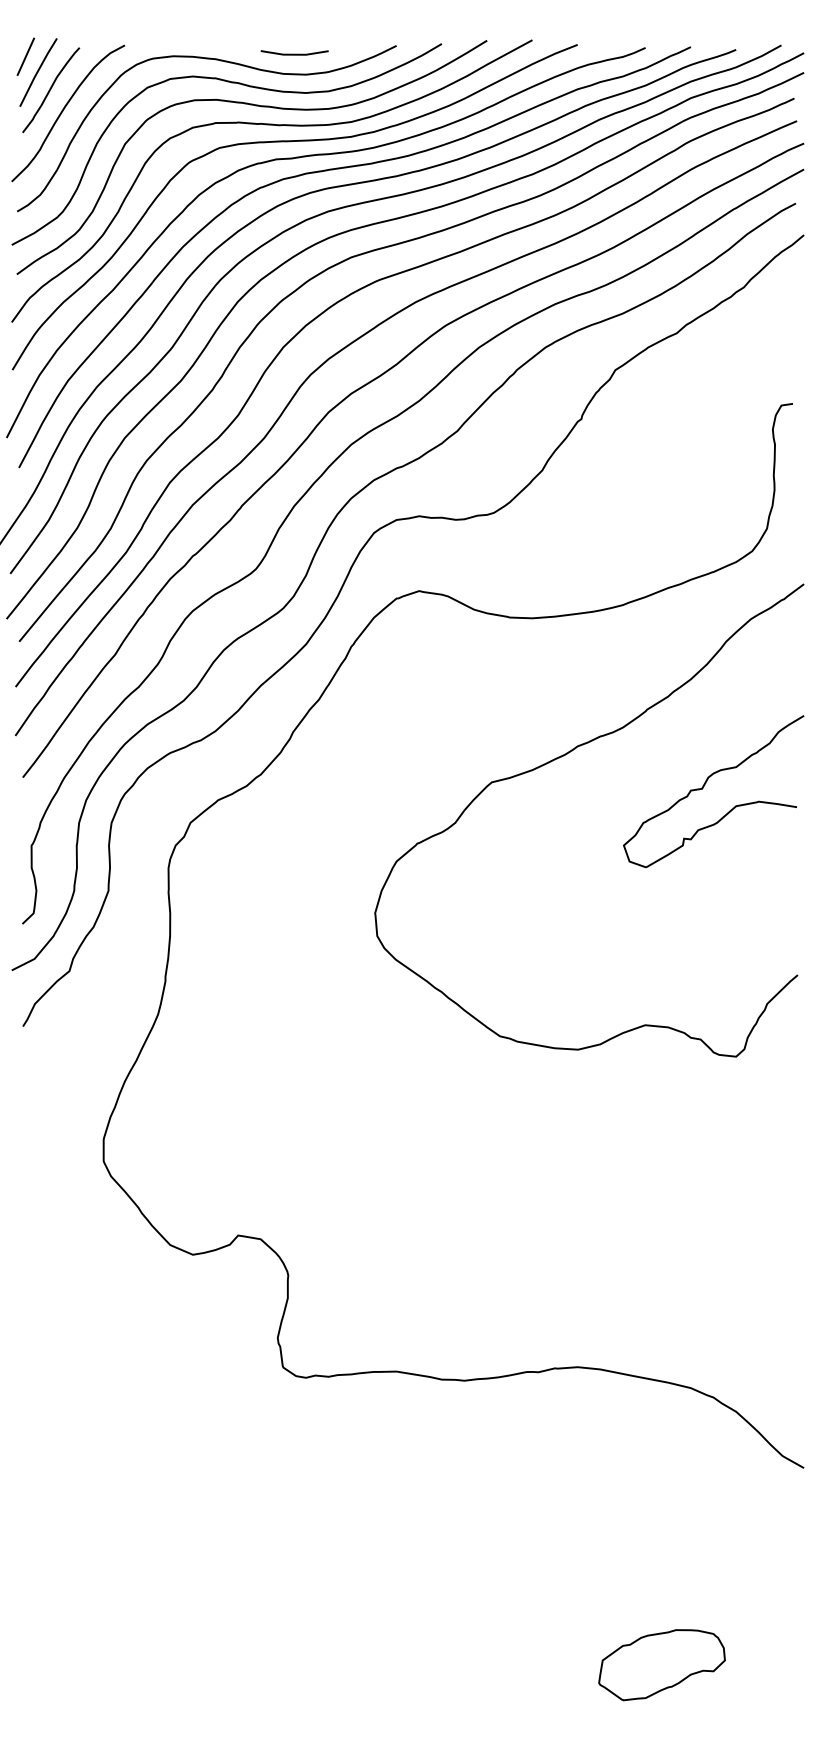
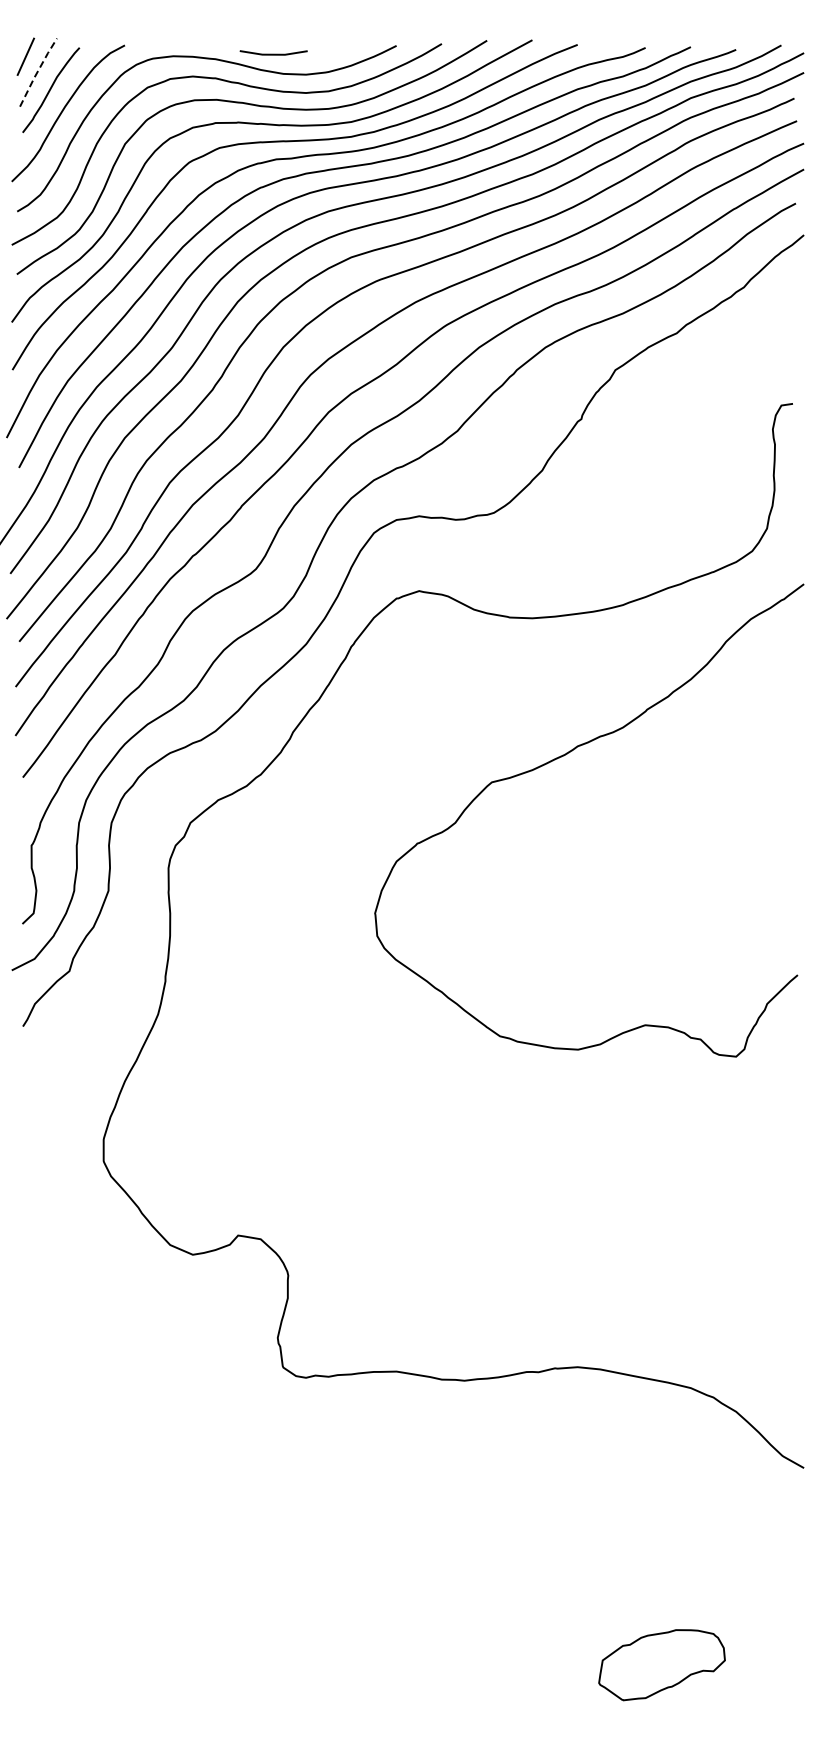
line position: (294, 53) -> (273, 53) (273, 53)
line: solid -> dashed (37, 71)
curve: present -> none (704, 786)
